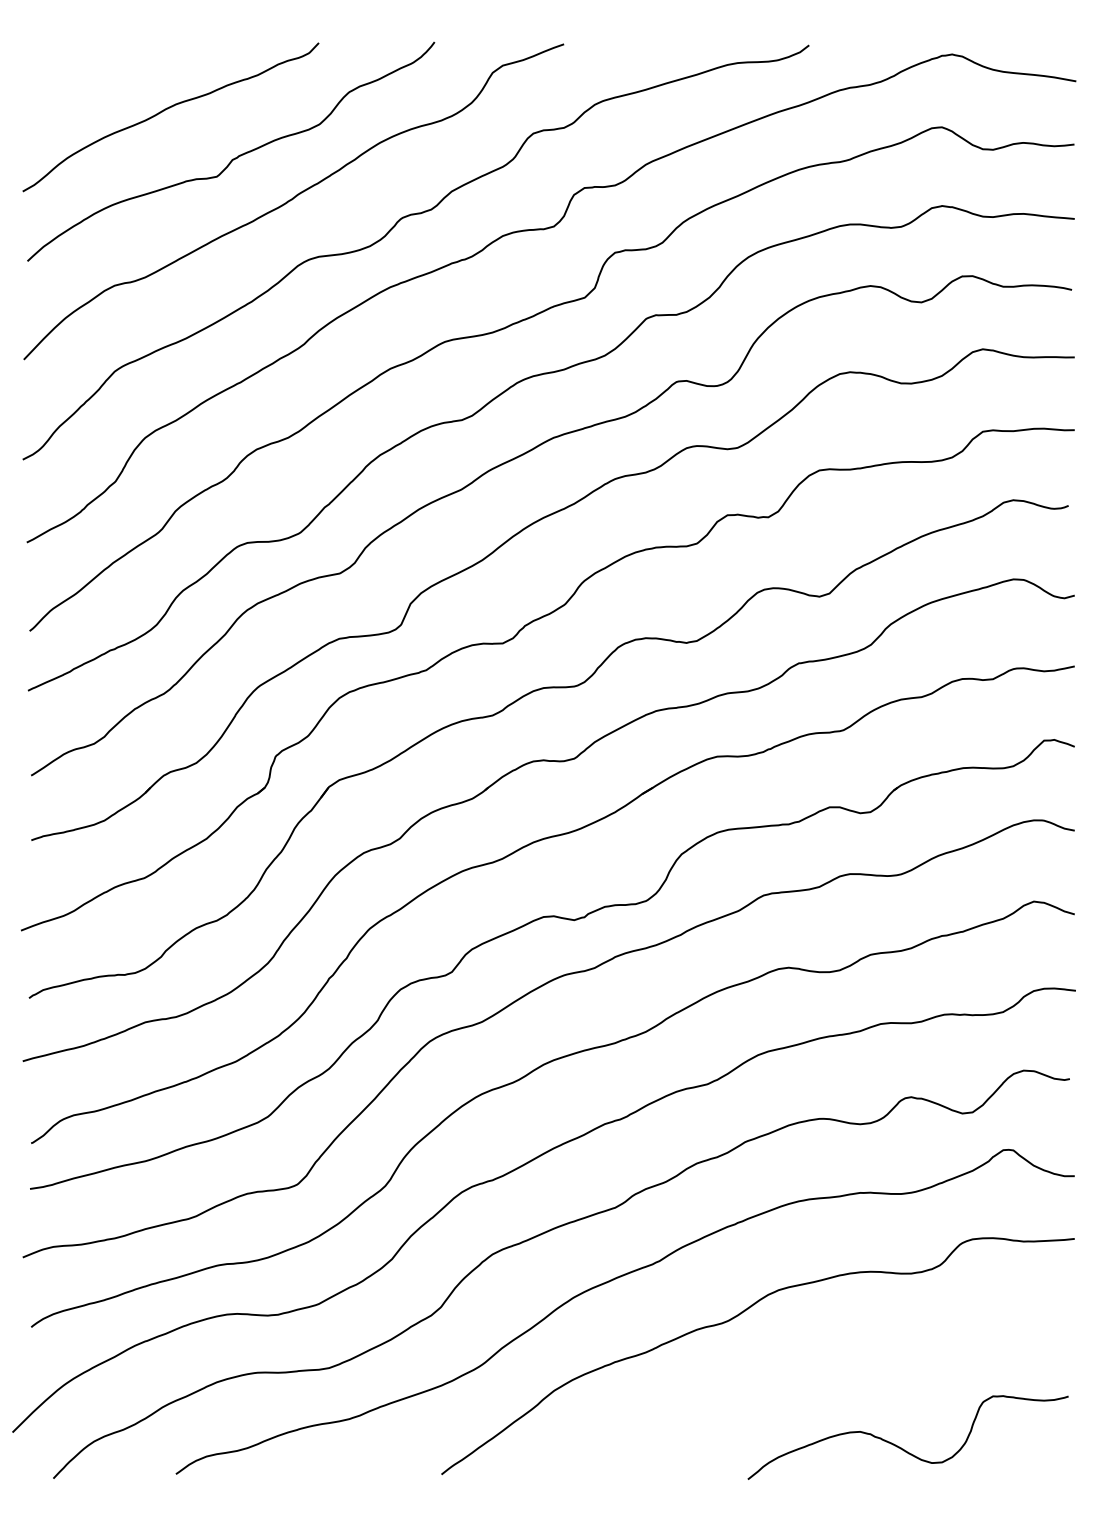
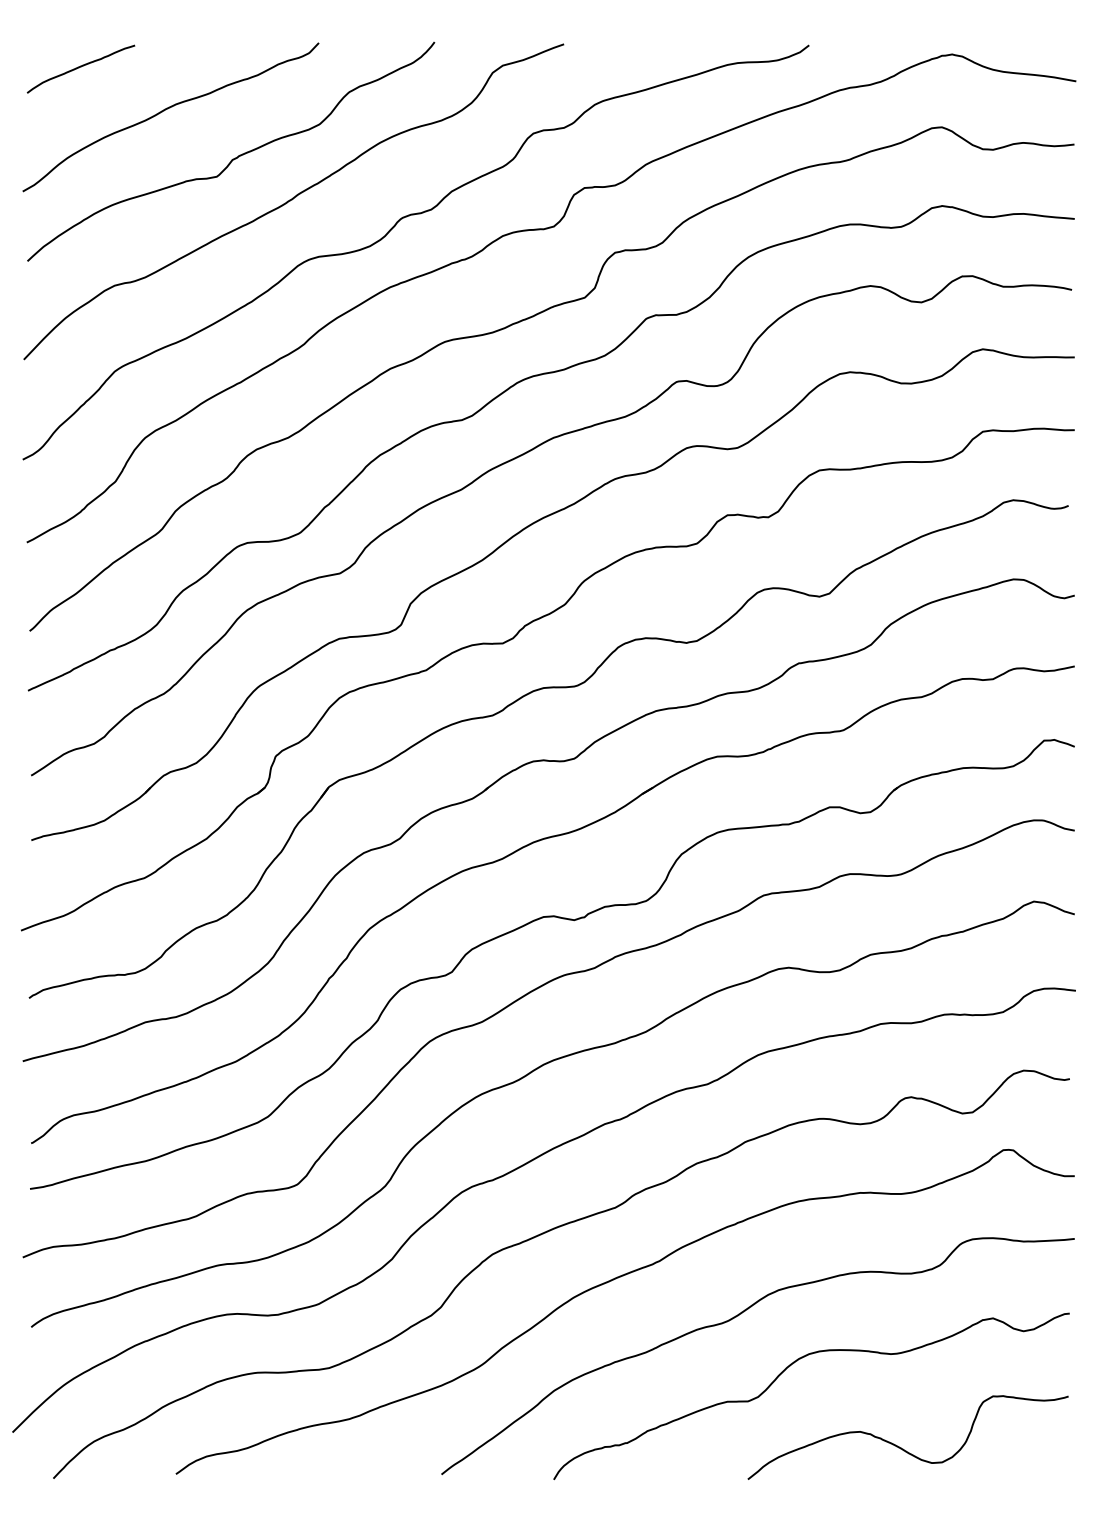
curve: none -> present (80, 67)
curve: none -> present (789, 1367)
